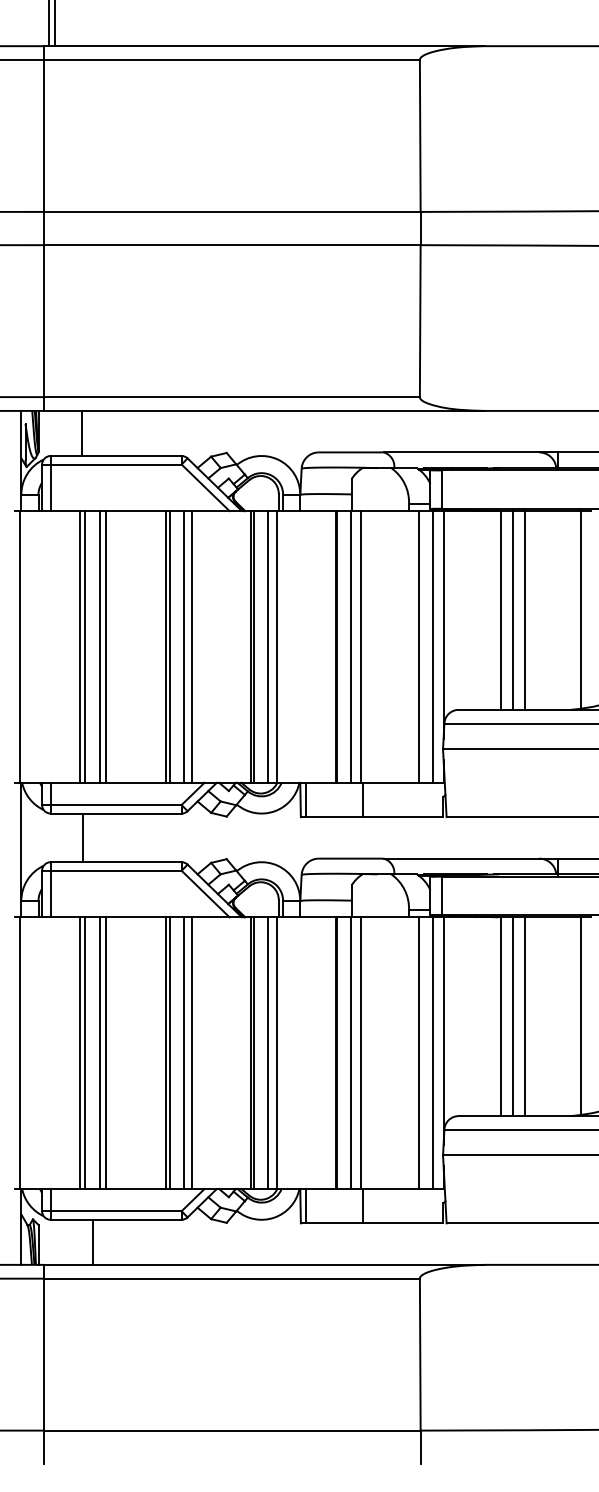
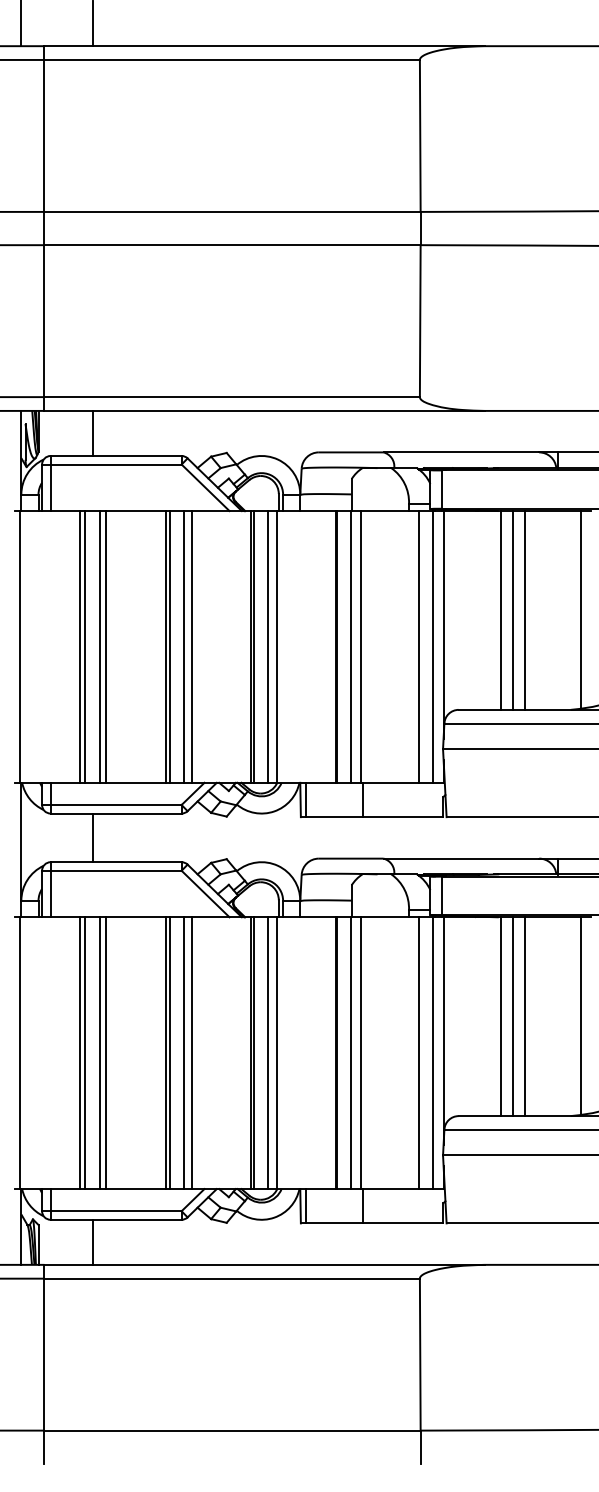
line position: (49, 24) -> (21, 24) (21, 24)
line position: (54, 24) -> (92, 24) (92, 24)
line position: (81, 432) -> (92, 432) (92, 432)
line position: (82, 837) -> (92, 837) (92, 837)
